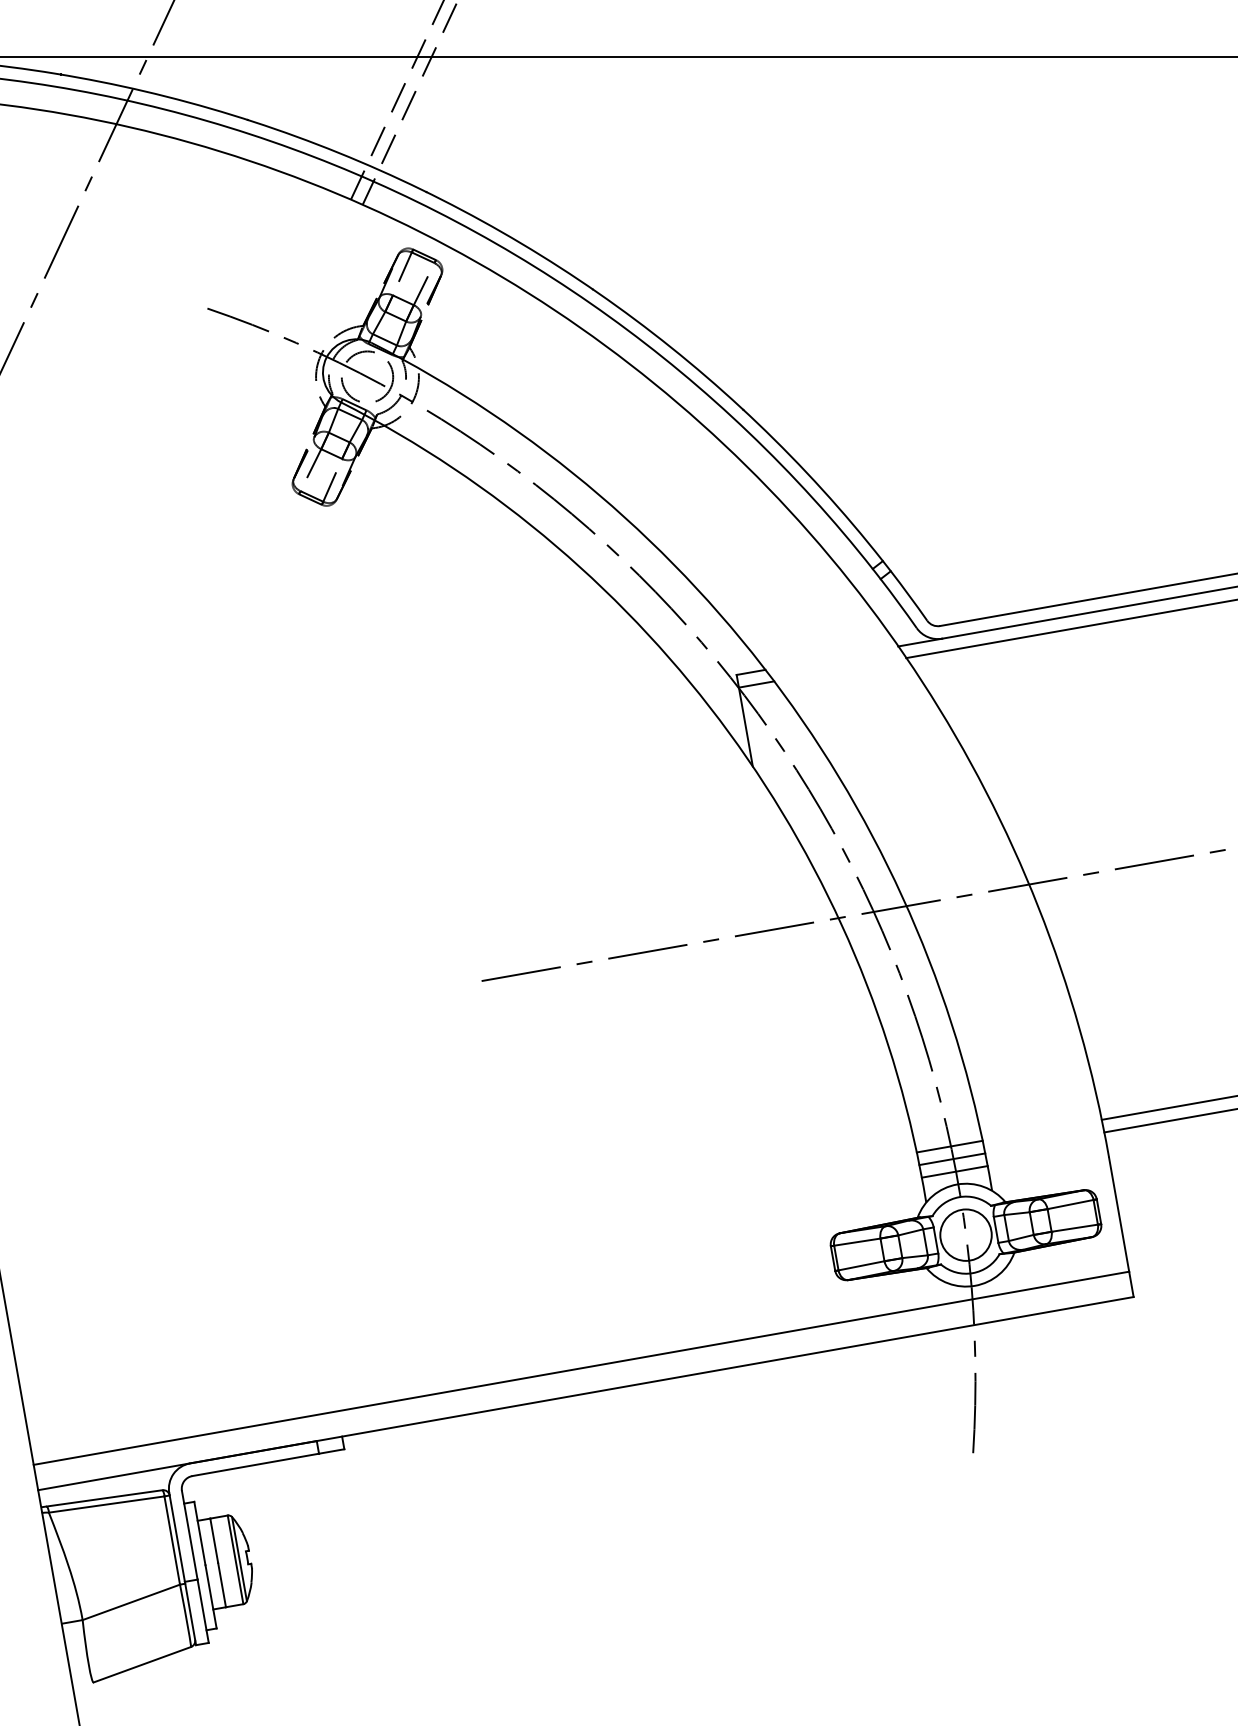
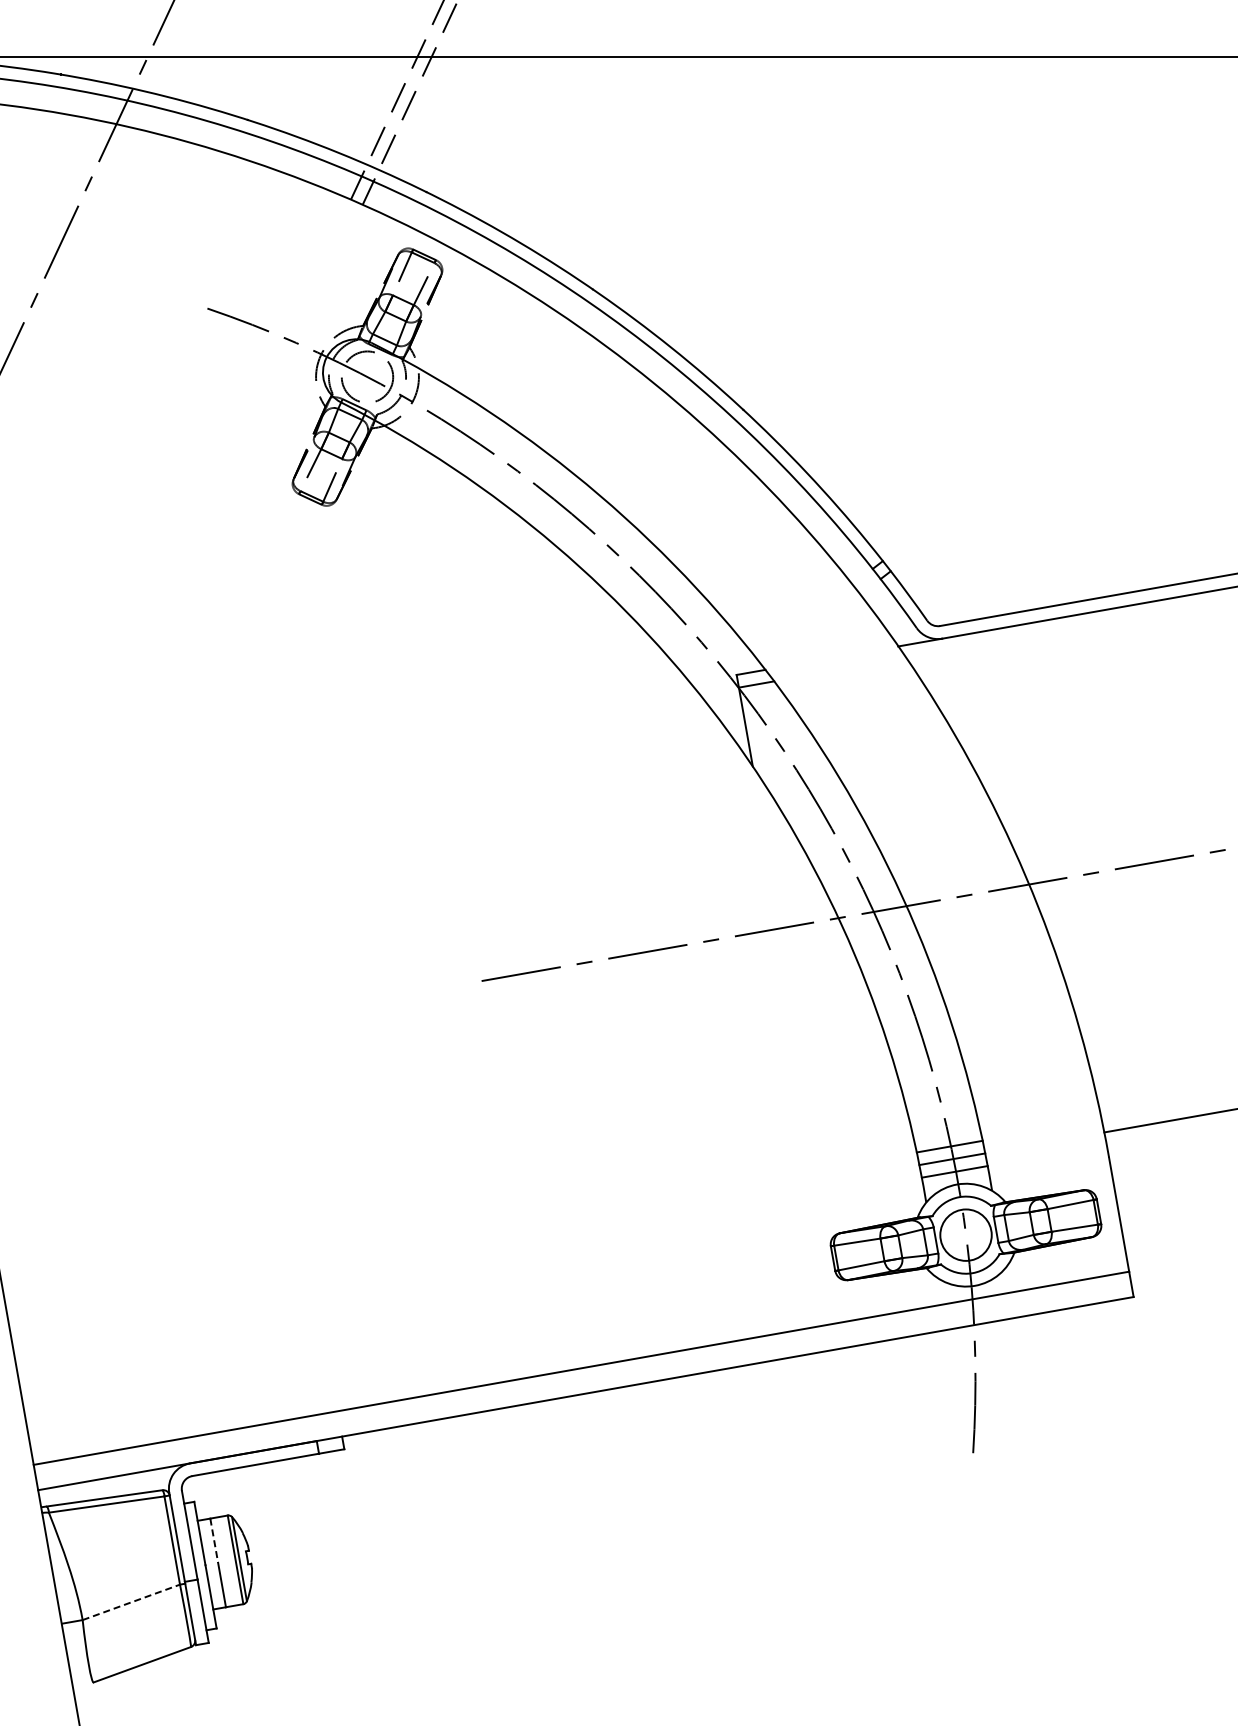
line: present -> none (1070, 629)
line: present -> none (1167, 1107)
line: solid -> dashed (214, 1540)
line: solid -> dashed (131, 1602)
